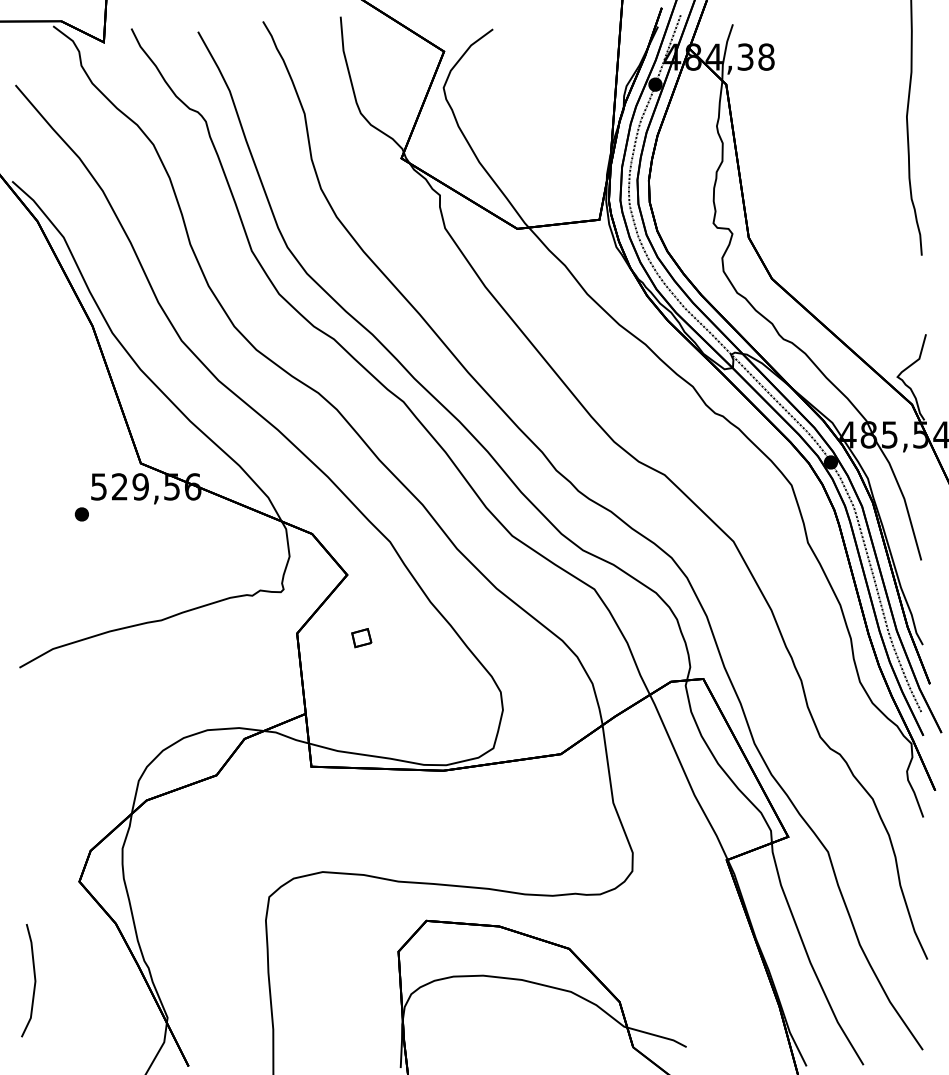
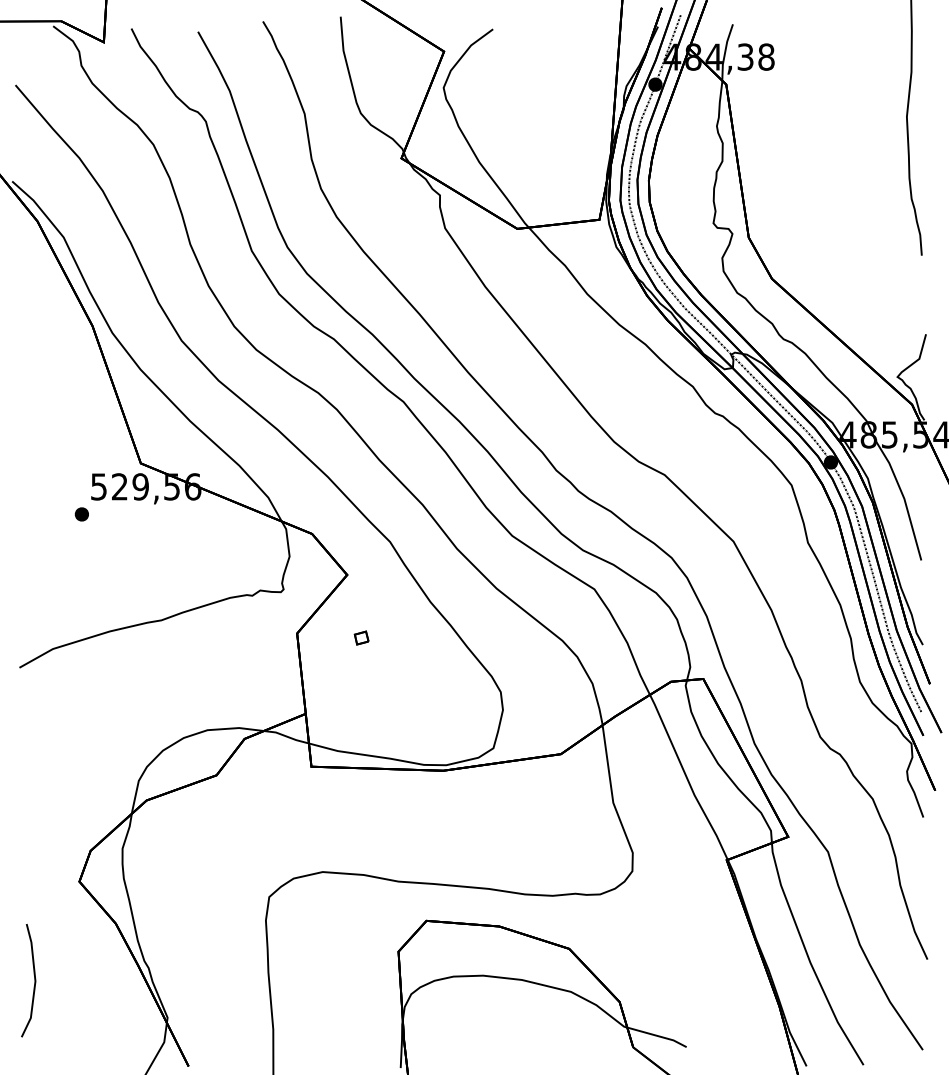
part size: 22x21 px -> 17x16 px (361, 637)
